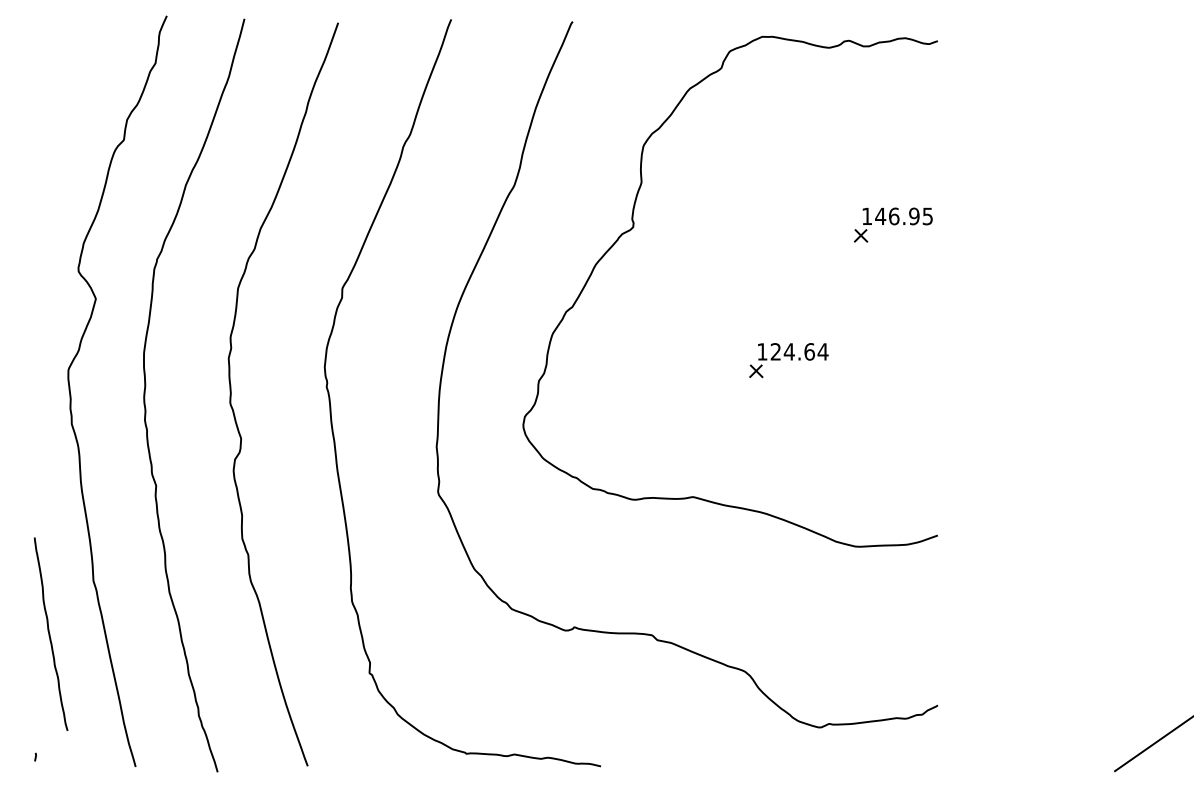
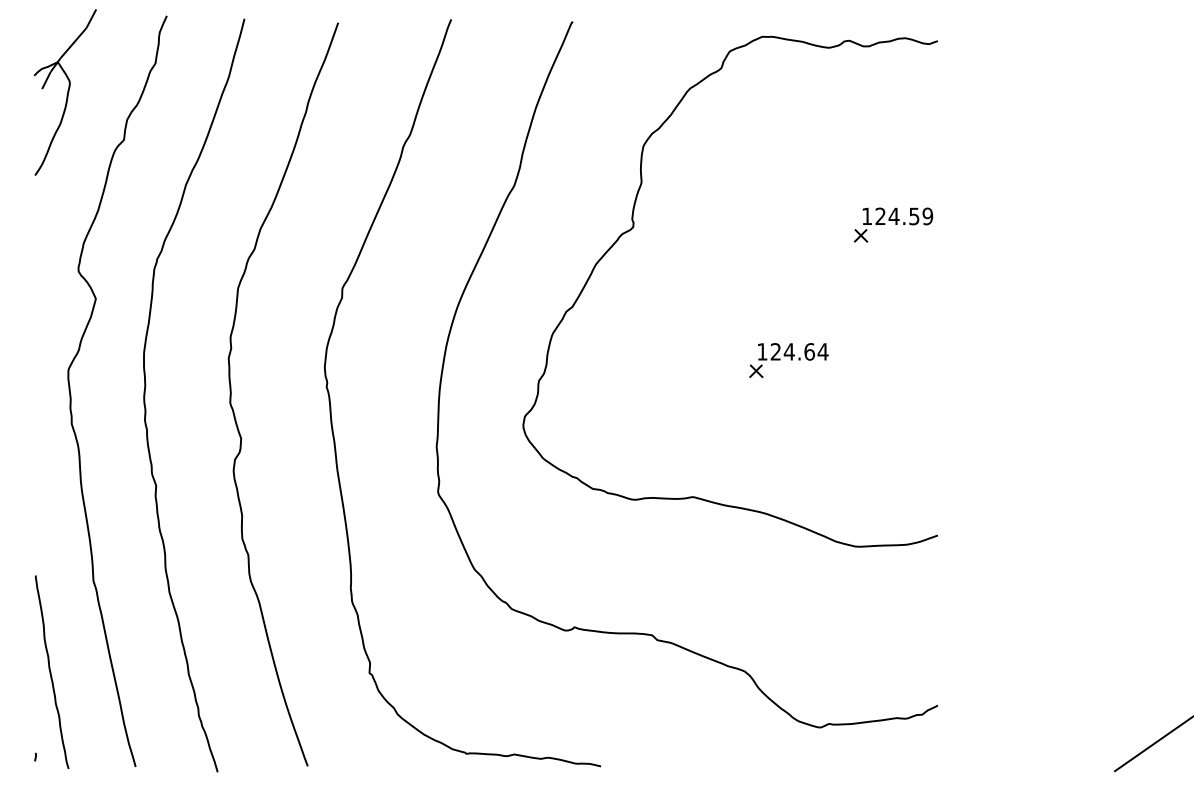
part: none -> present (64, 92)
text: 146.95 -> 124.59 (904, 216)
curve position: (50, 633) -> (51, 671) (51, 671)
